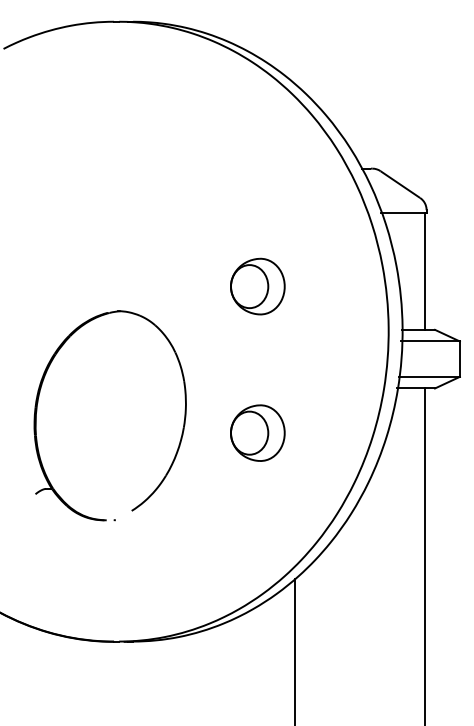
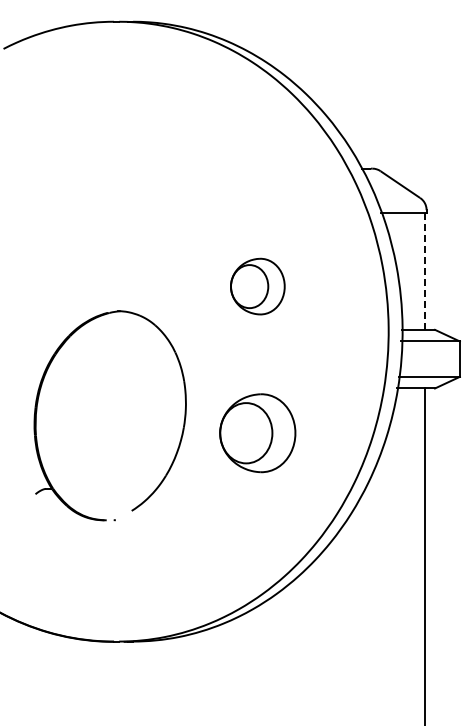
line: solid -> dashed (425, 271)
part size: 56x58 px -> 78x81 px (257, 433)
line: present -> none (294, 650)
